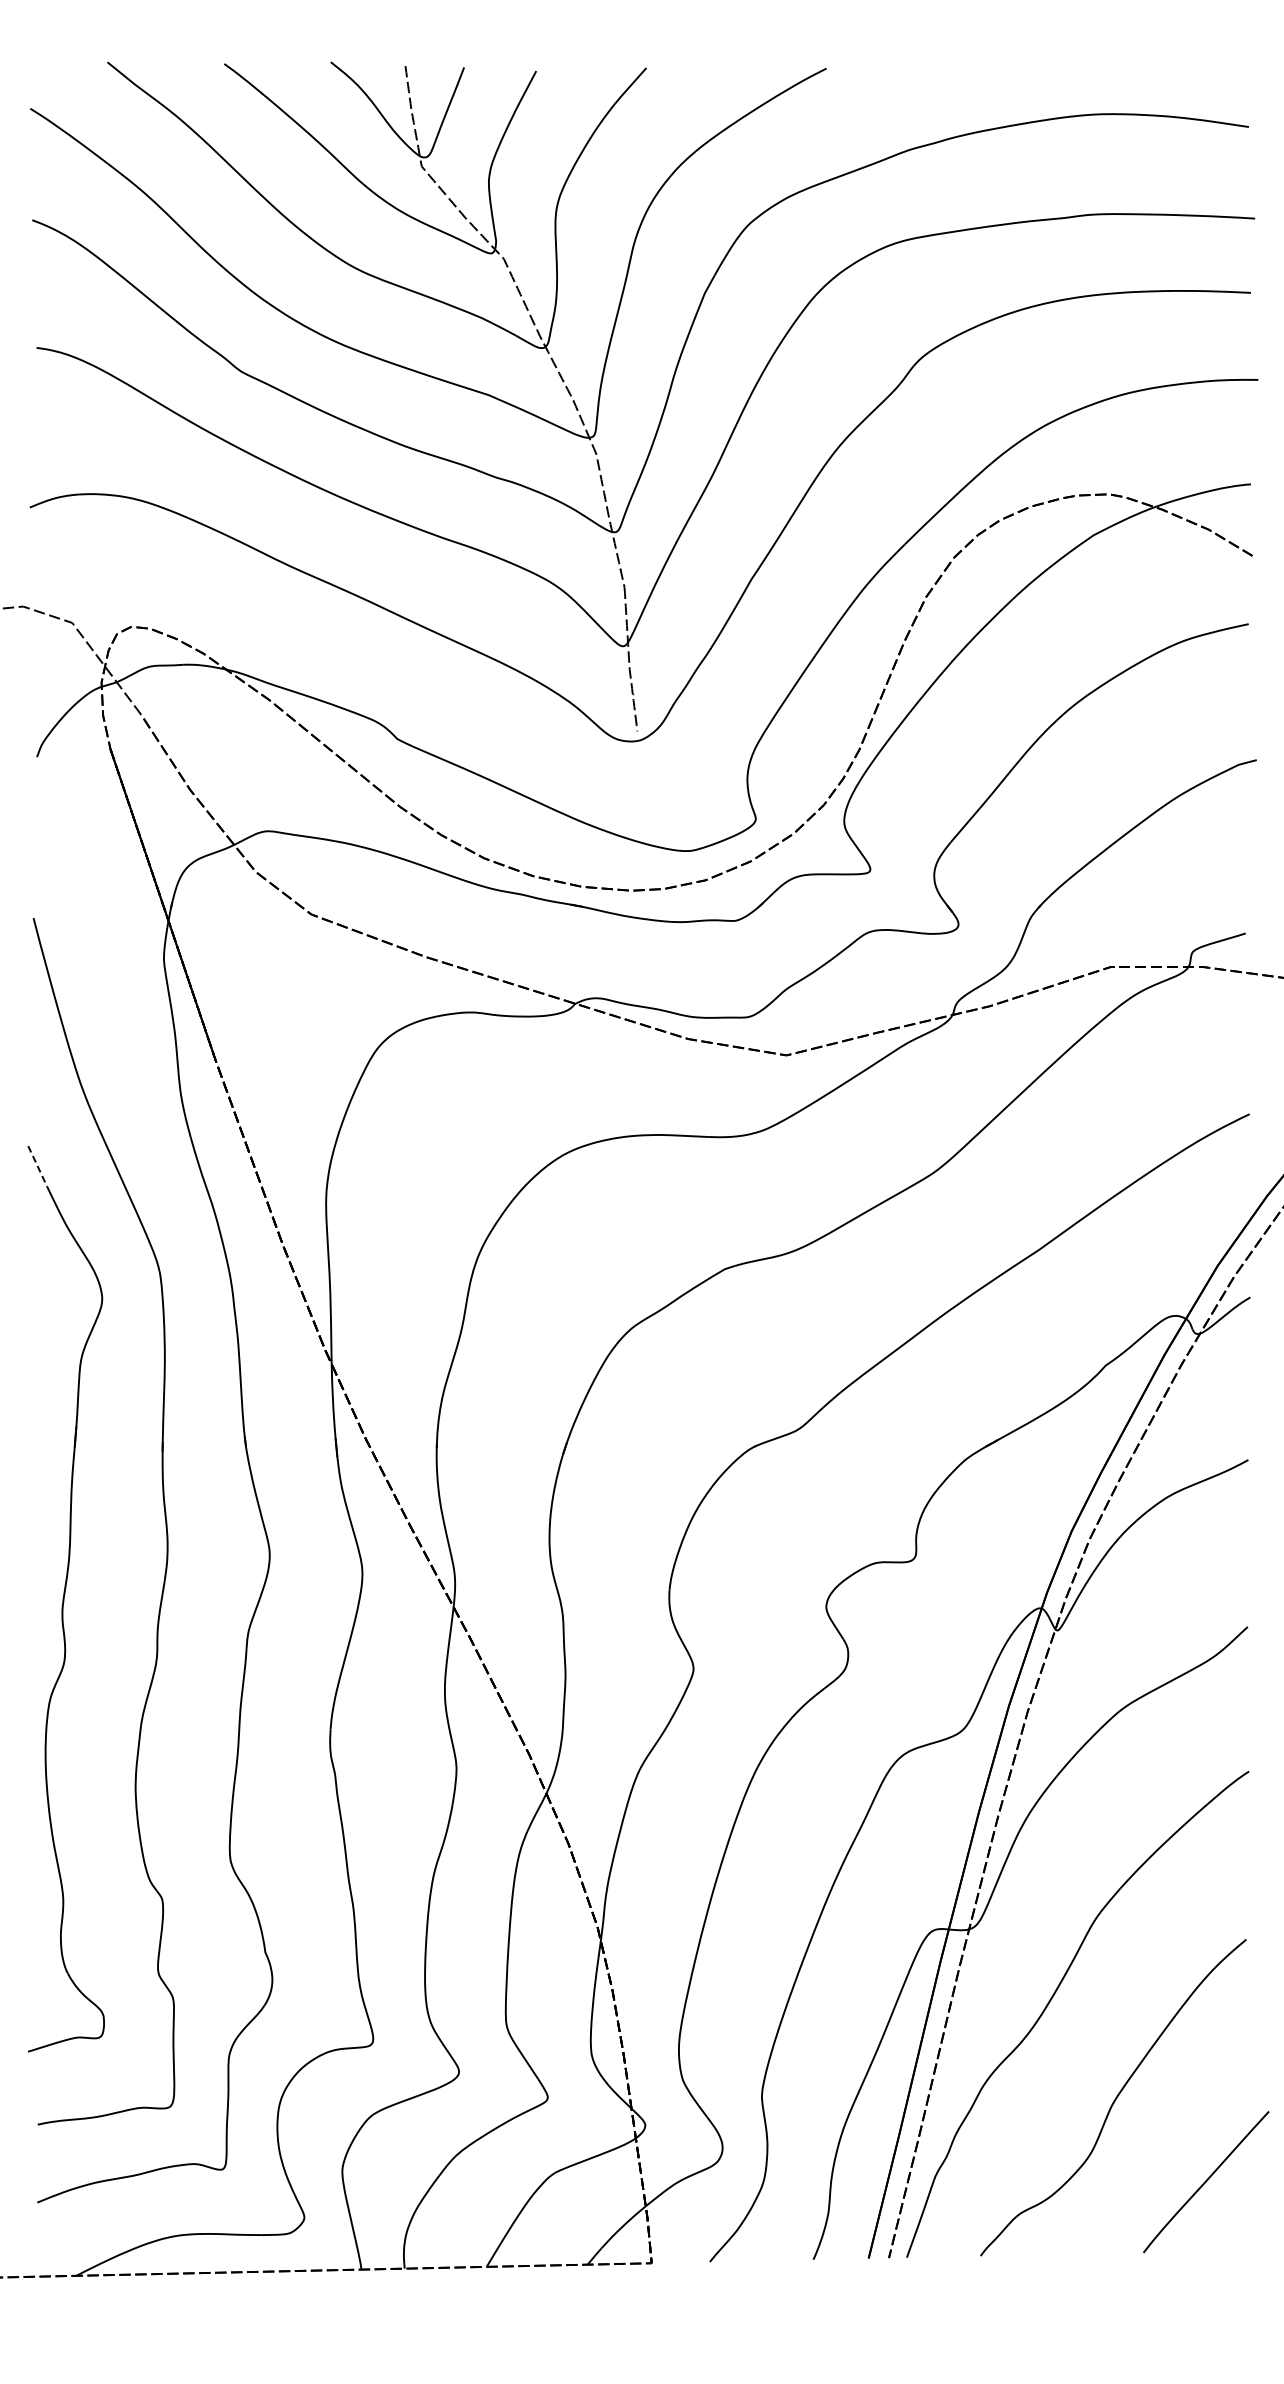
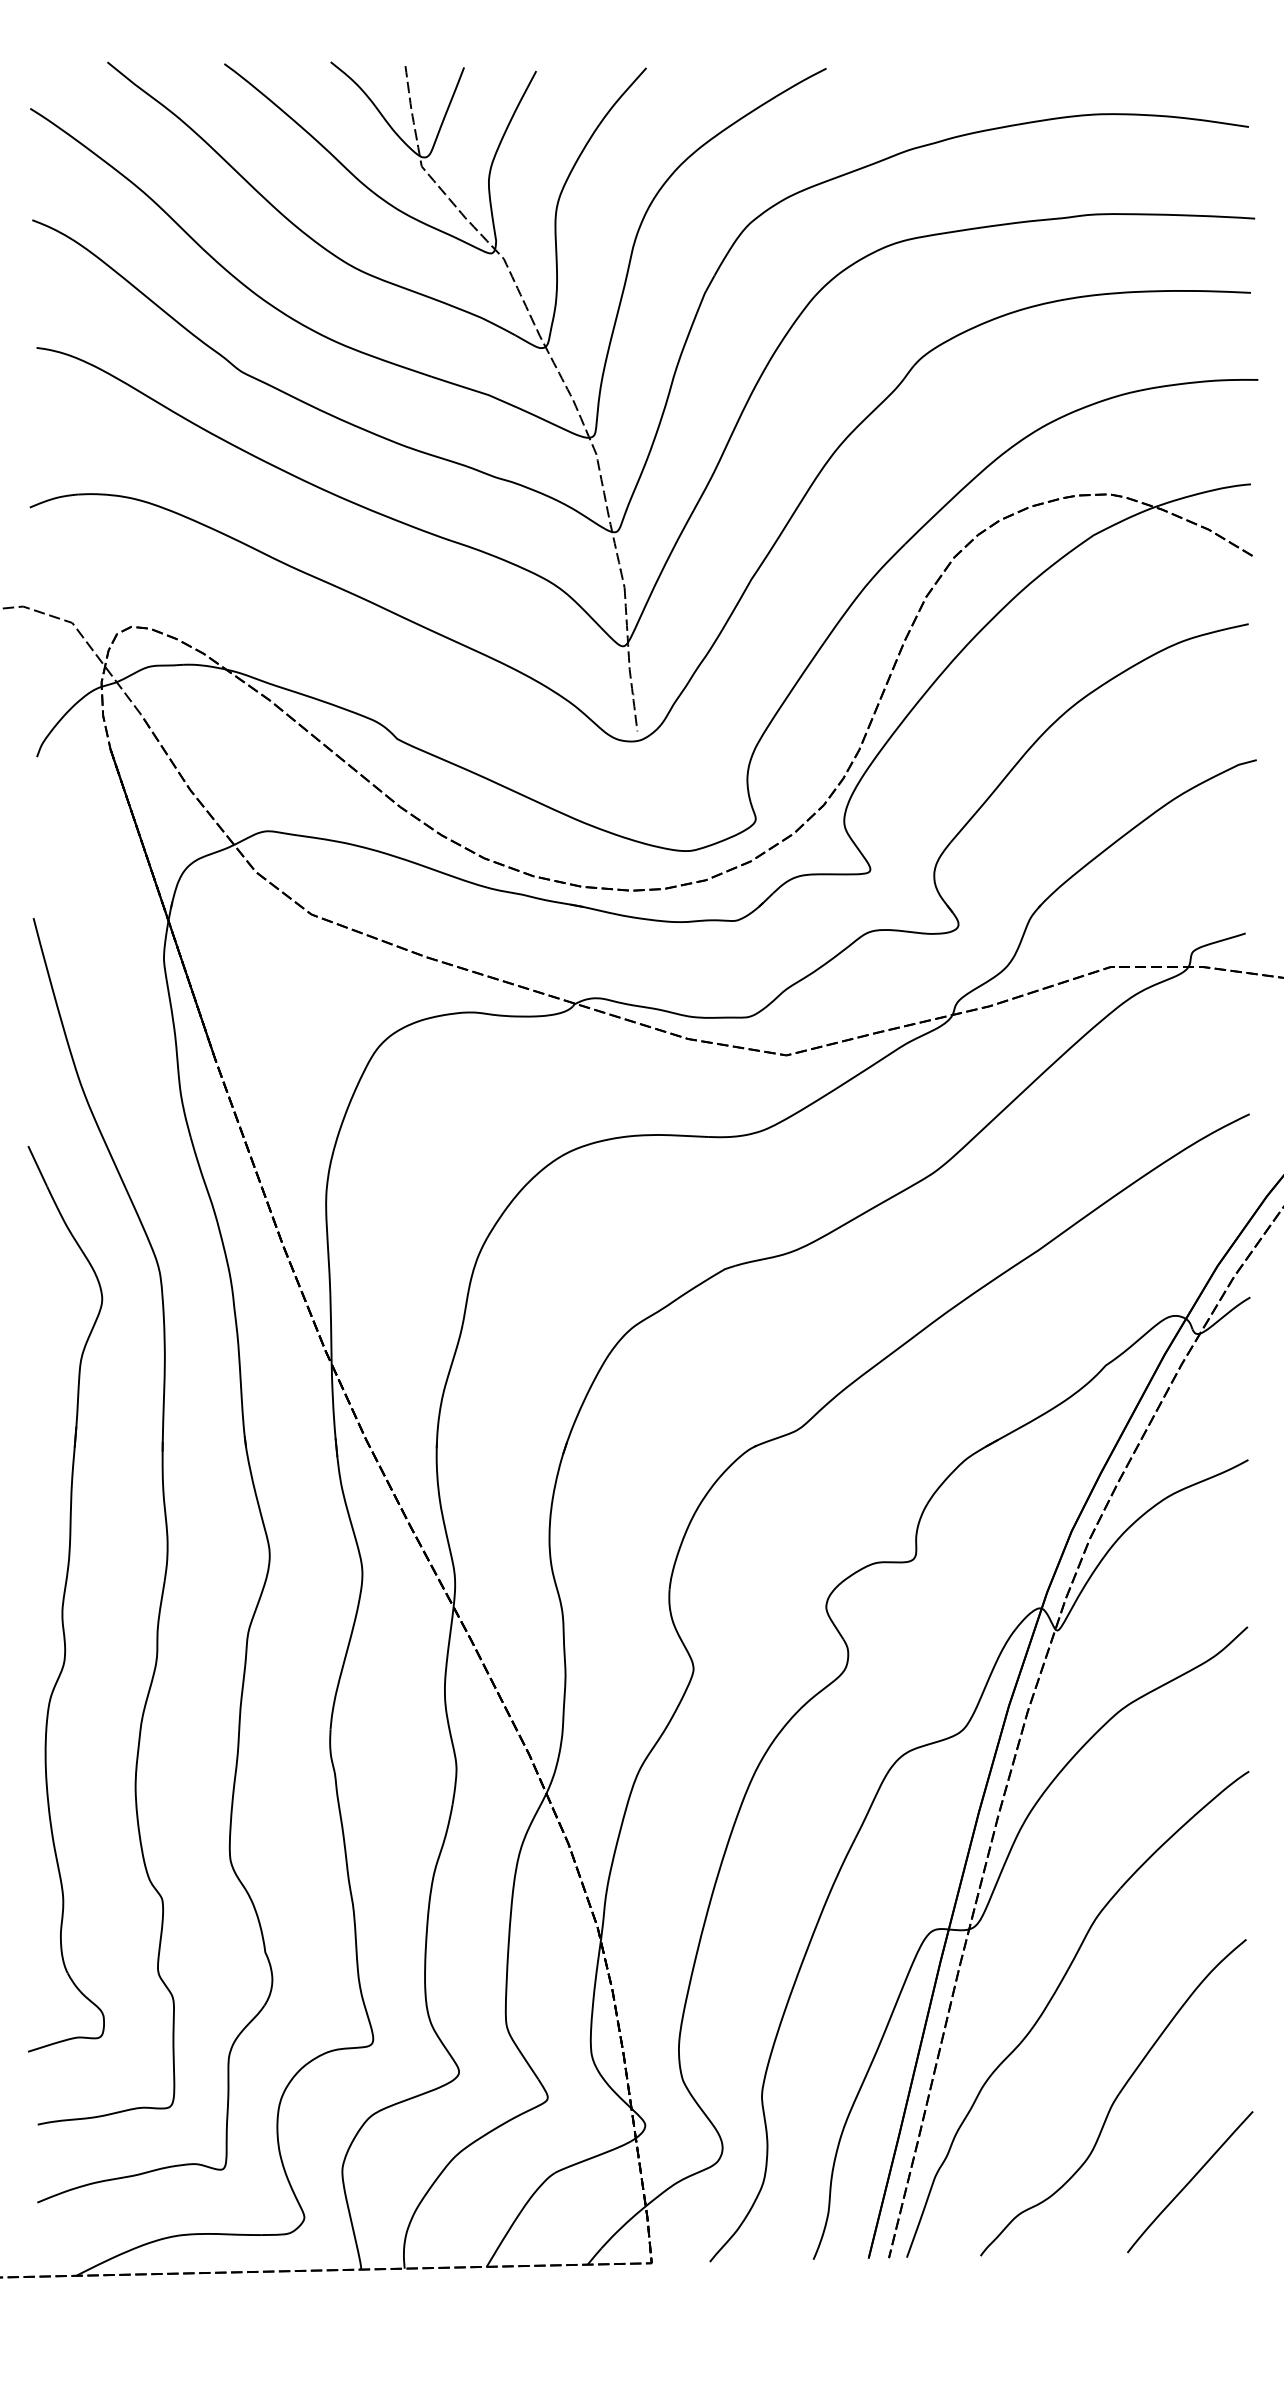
line: dashed -> solid (37, 1166)
curve position: (1206, 2182) -> (1190, 2182) (1190, 2182)
